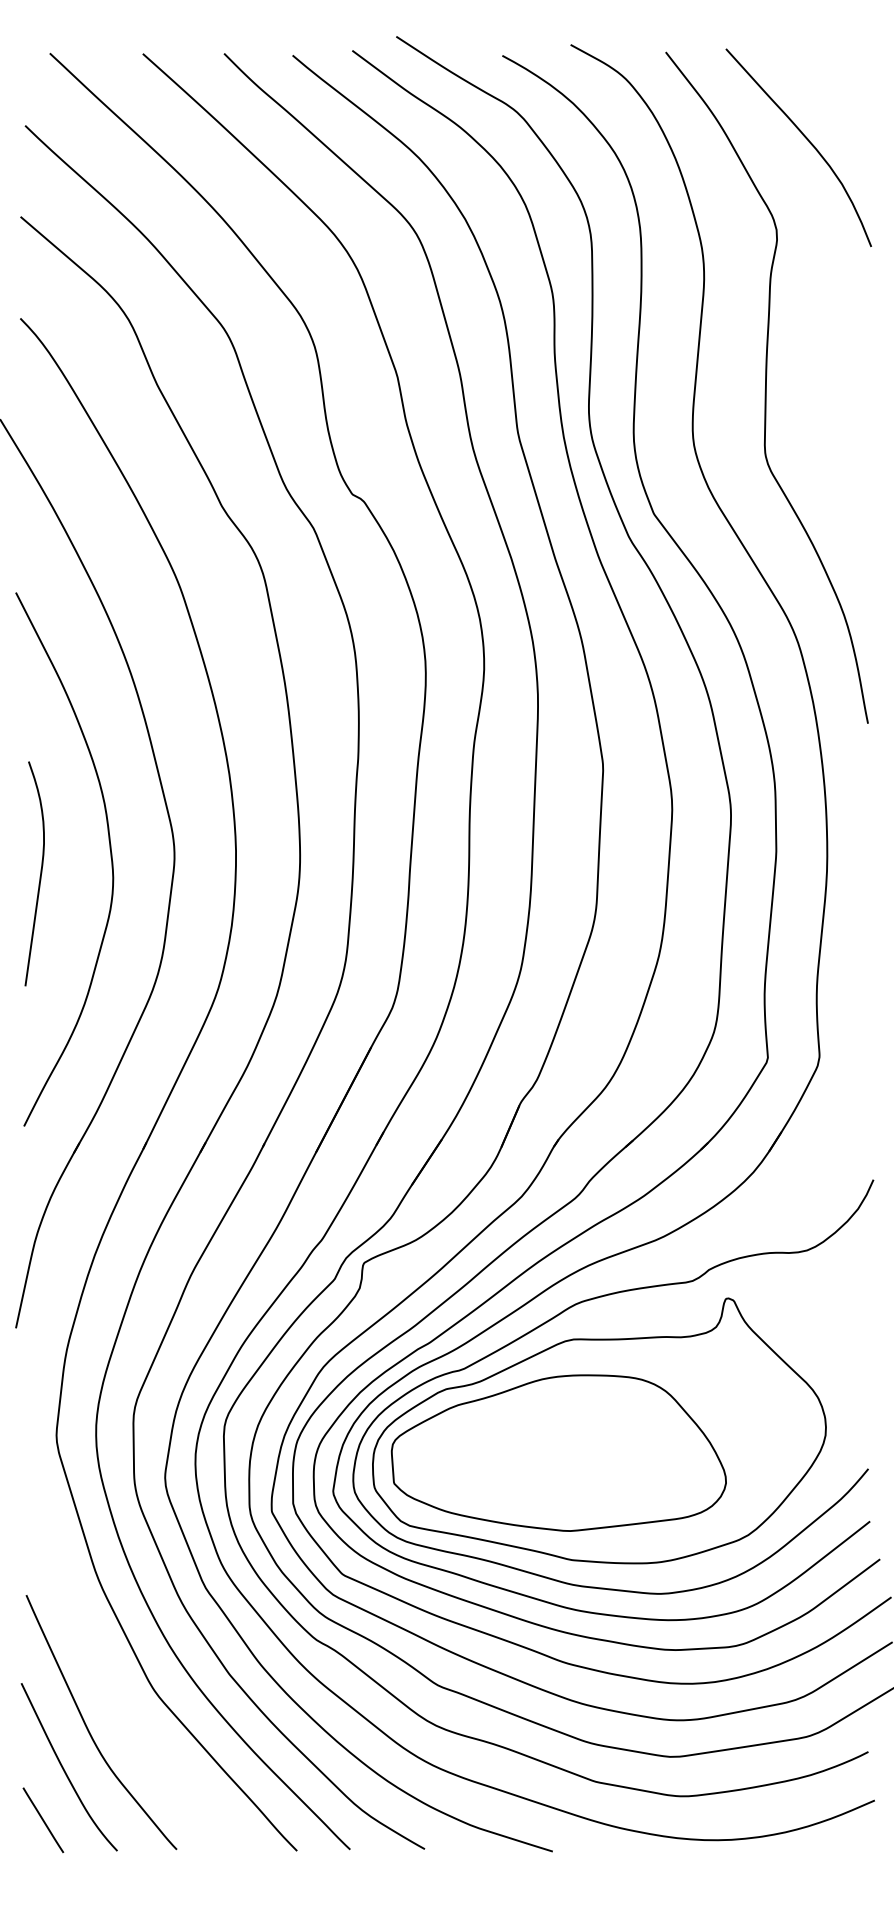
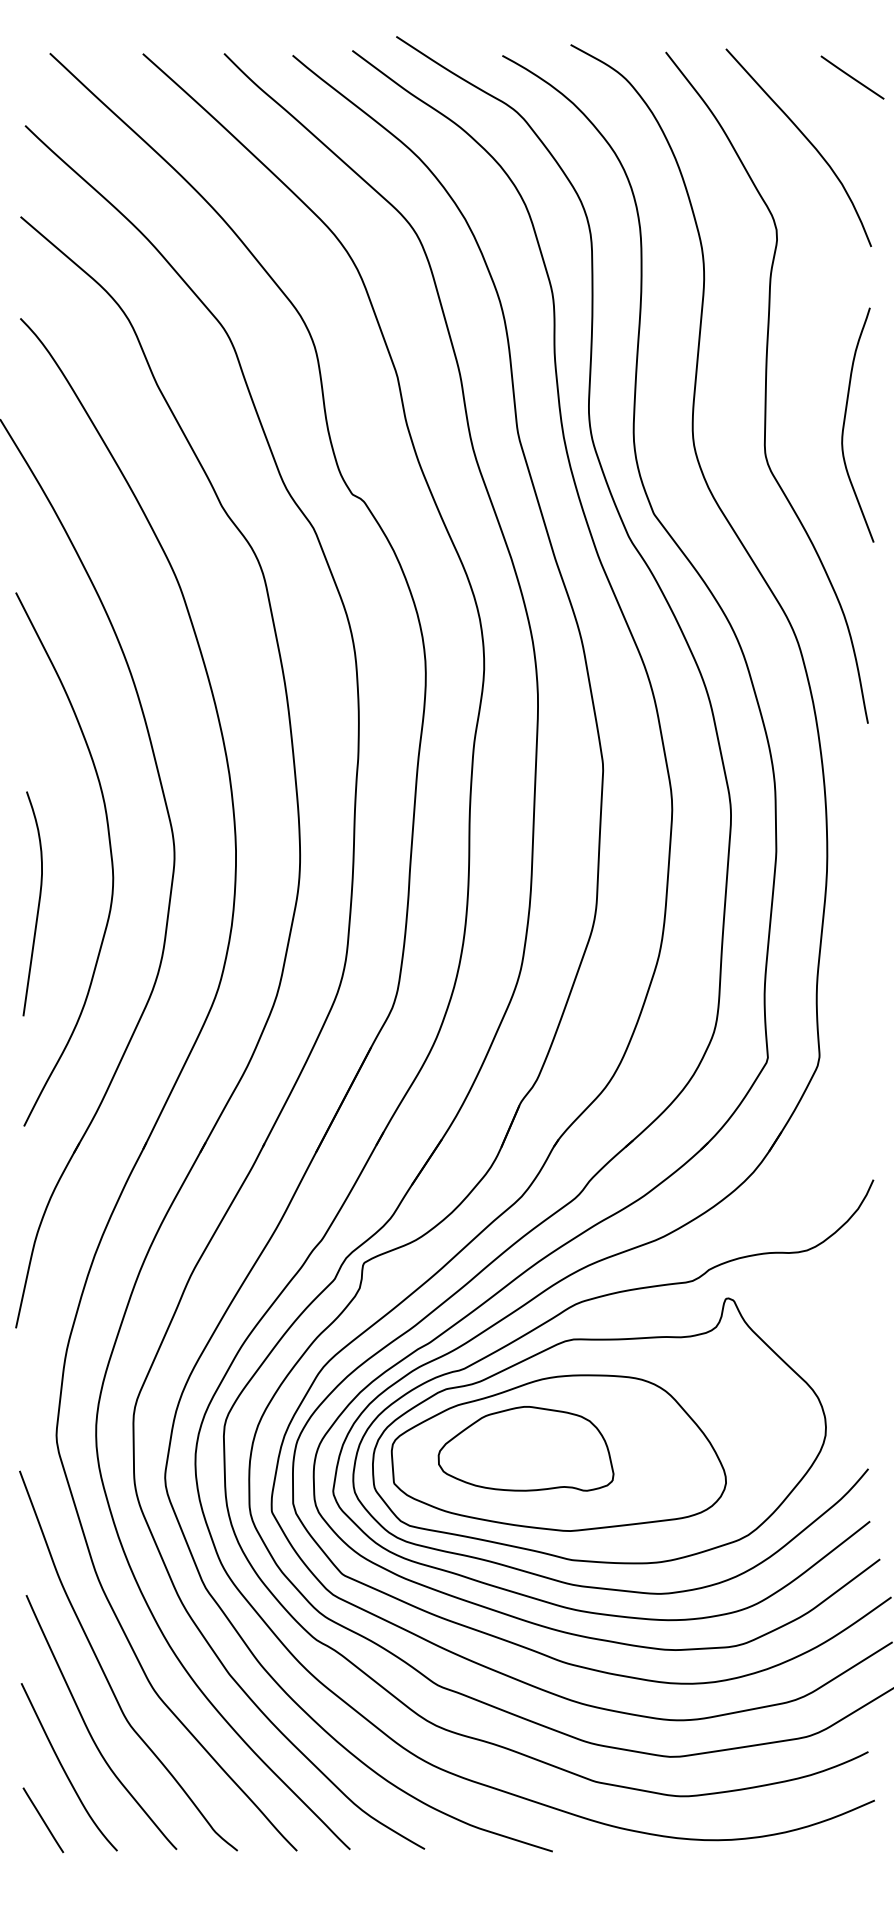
line: none -> present (852, 77)
curve: none -> present (845, 421)
curve position: (39, 876) -> (37, 906) (37, 906)
part: none -> present (525, 1448)
curve: none -> present (104, 1671)
